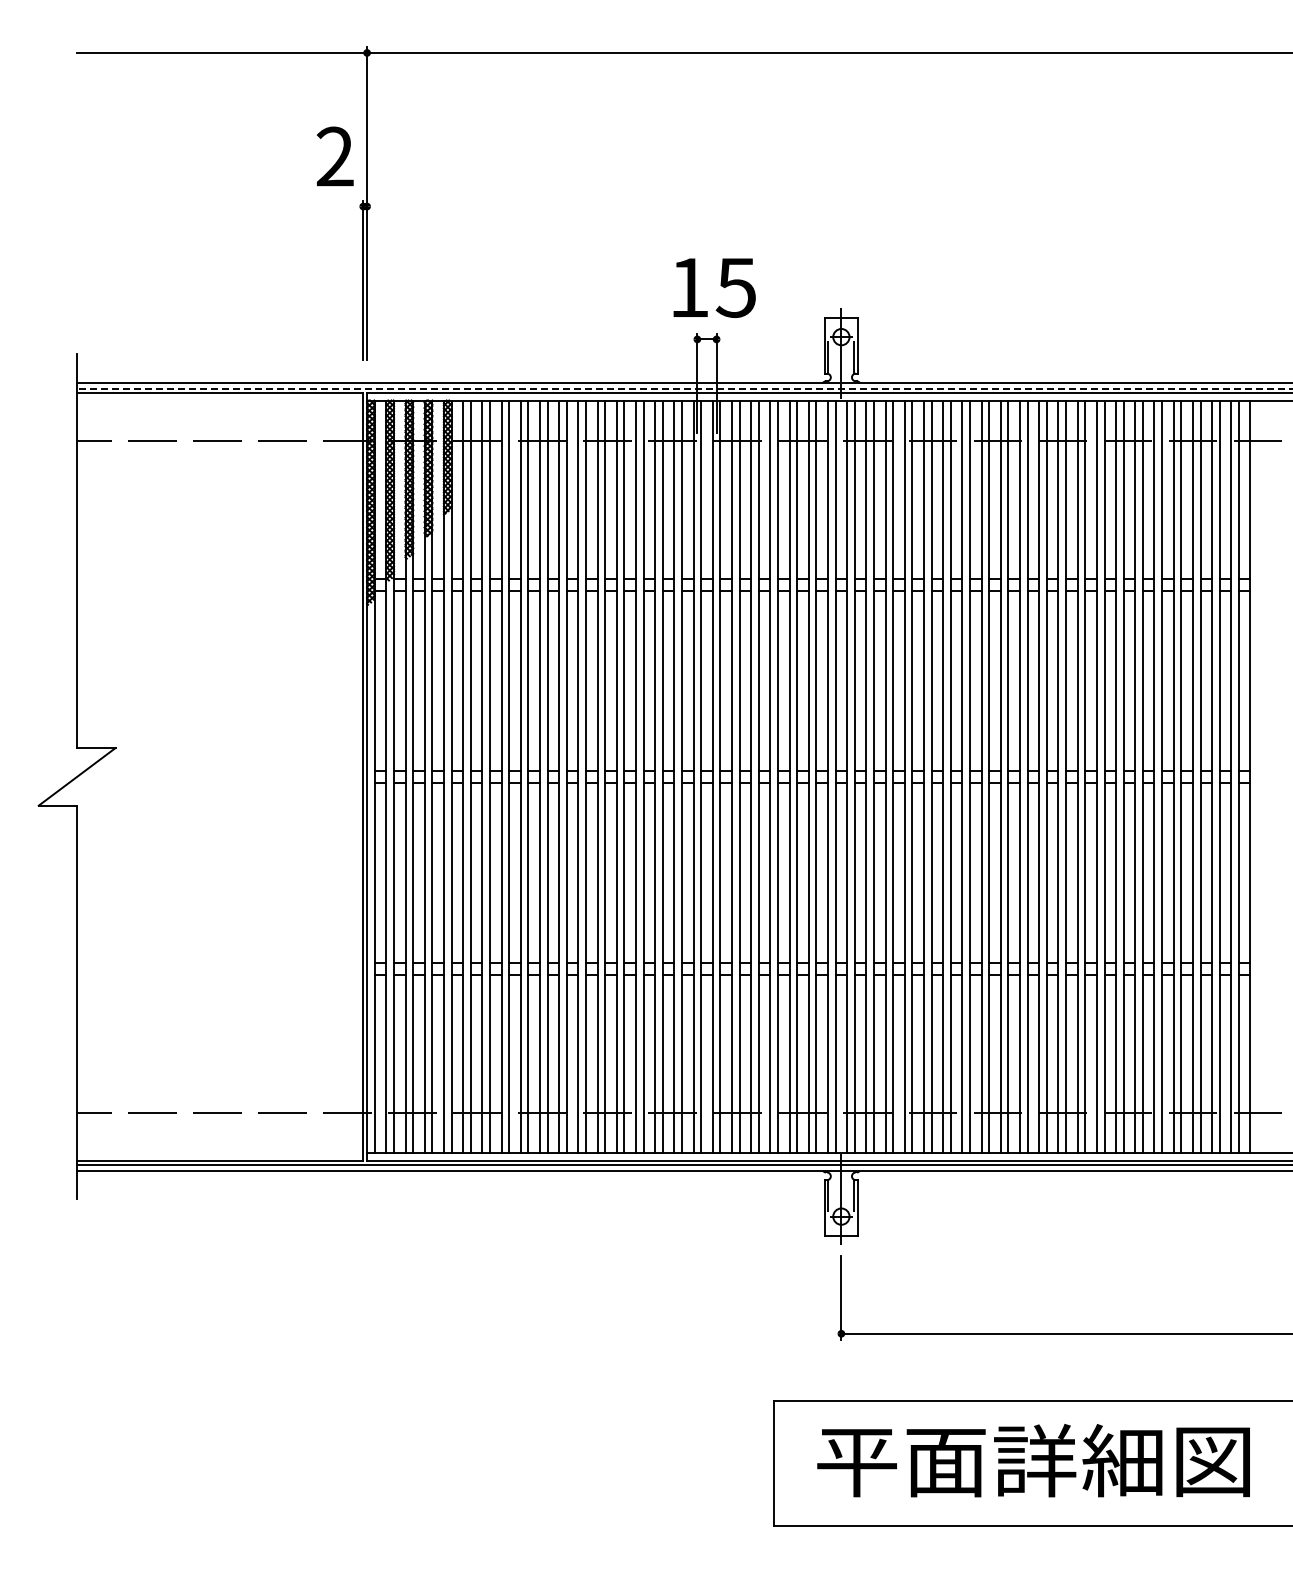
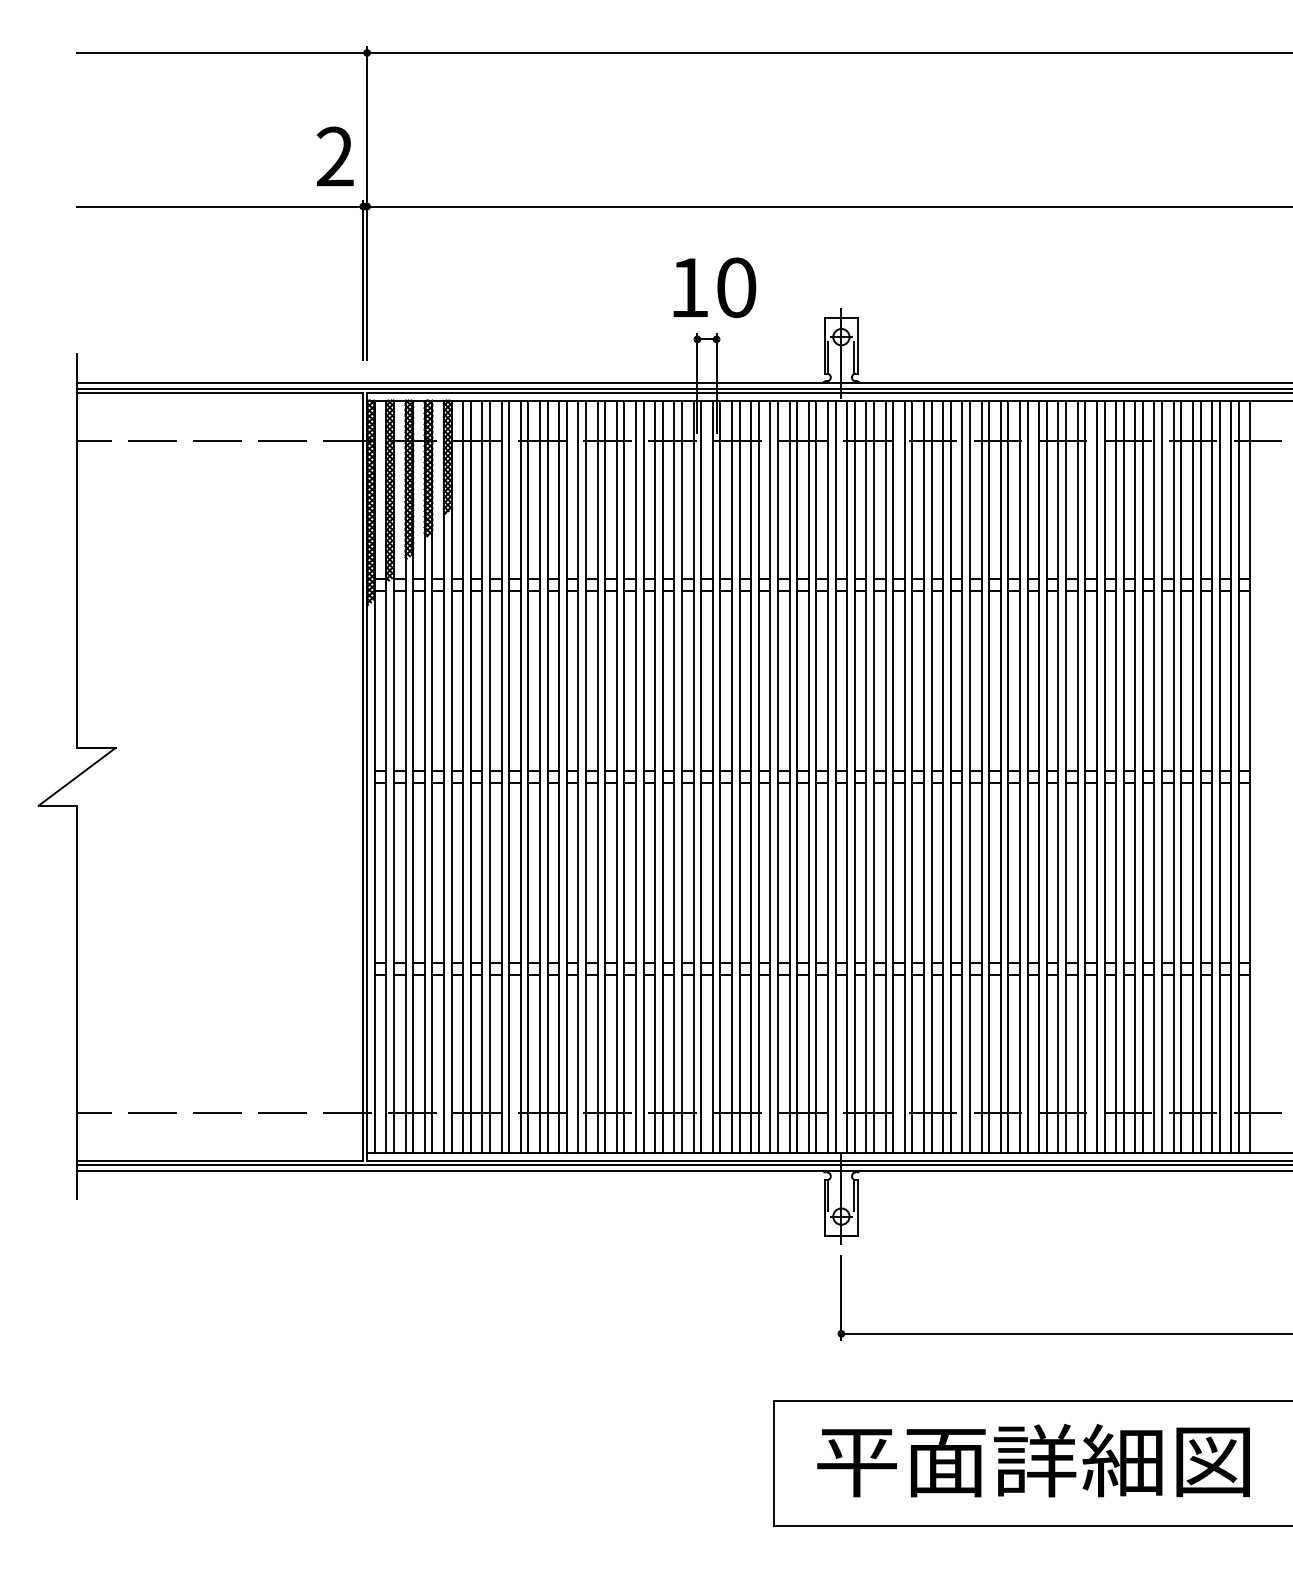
line: none -> present (683, 206)
text: 15 -> 10 (735, 287)
line: dashed -> solid (684, 388)
